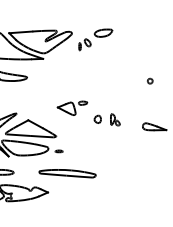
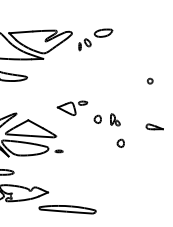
part size: 26x10 px -> 19x8 px (154, 126)
part: none -> present (120, 142)
part position: (67, 173) -> (67, 209) (67, 209)
